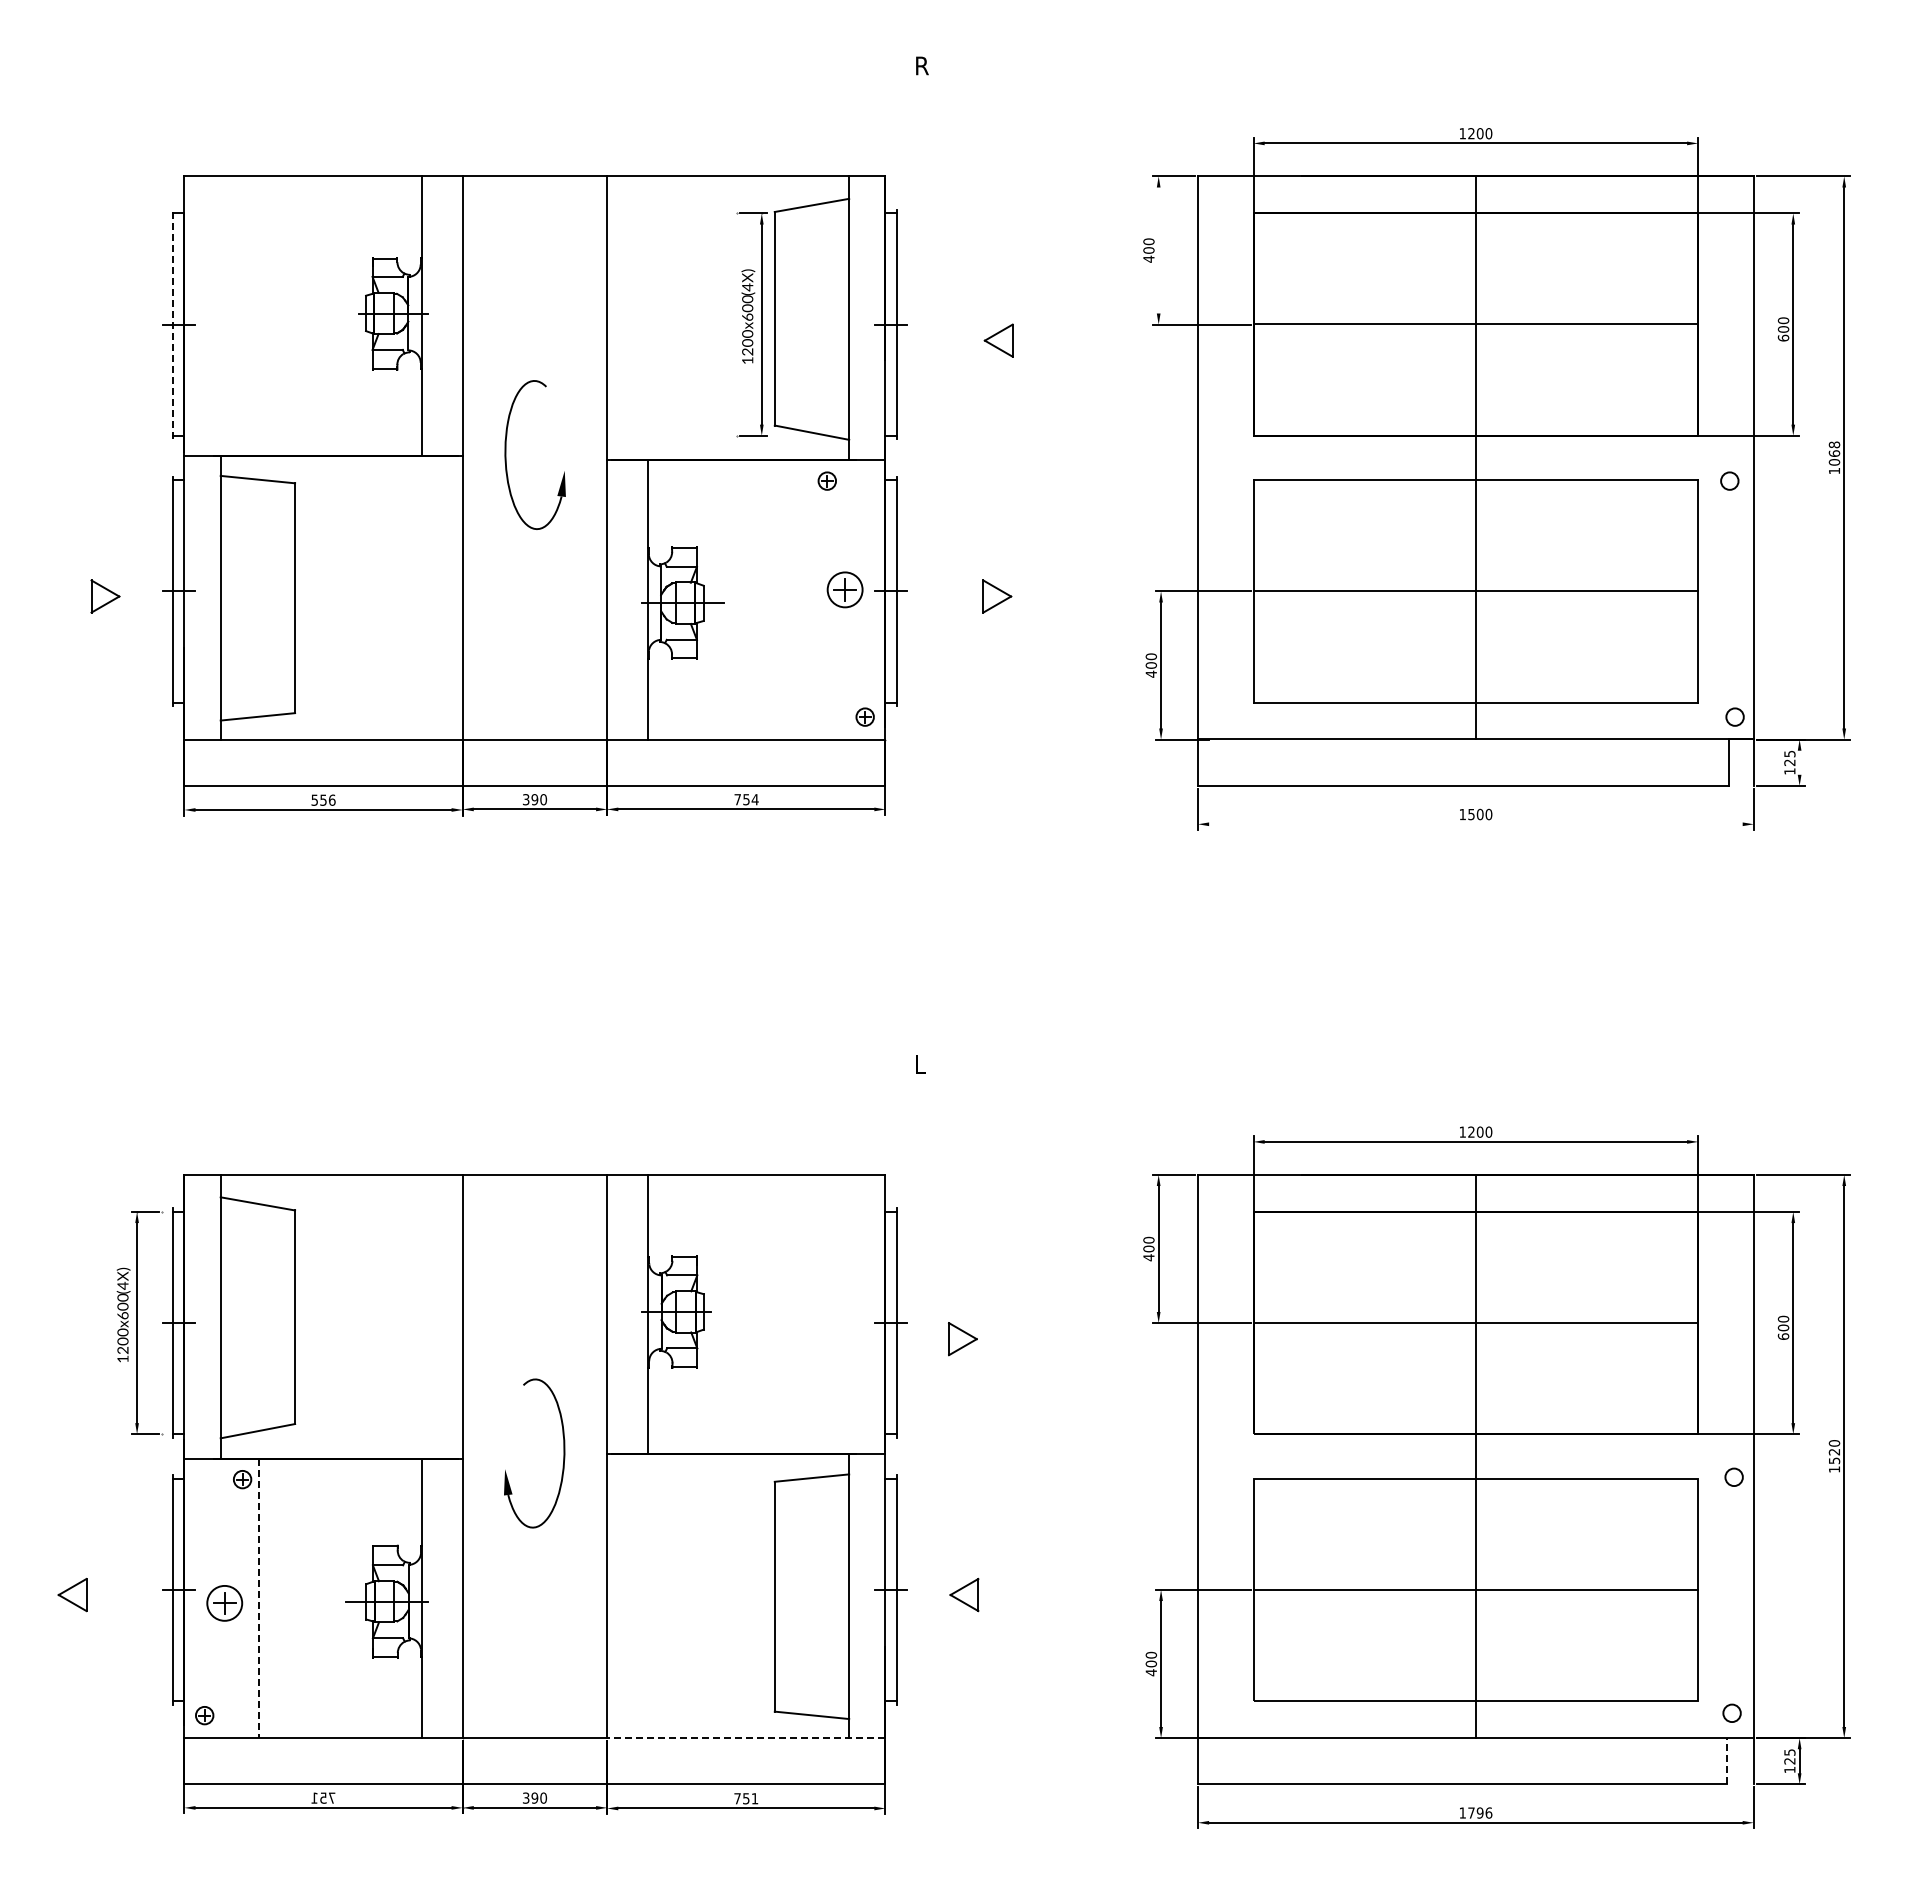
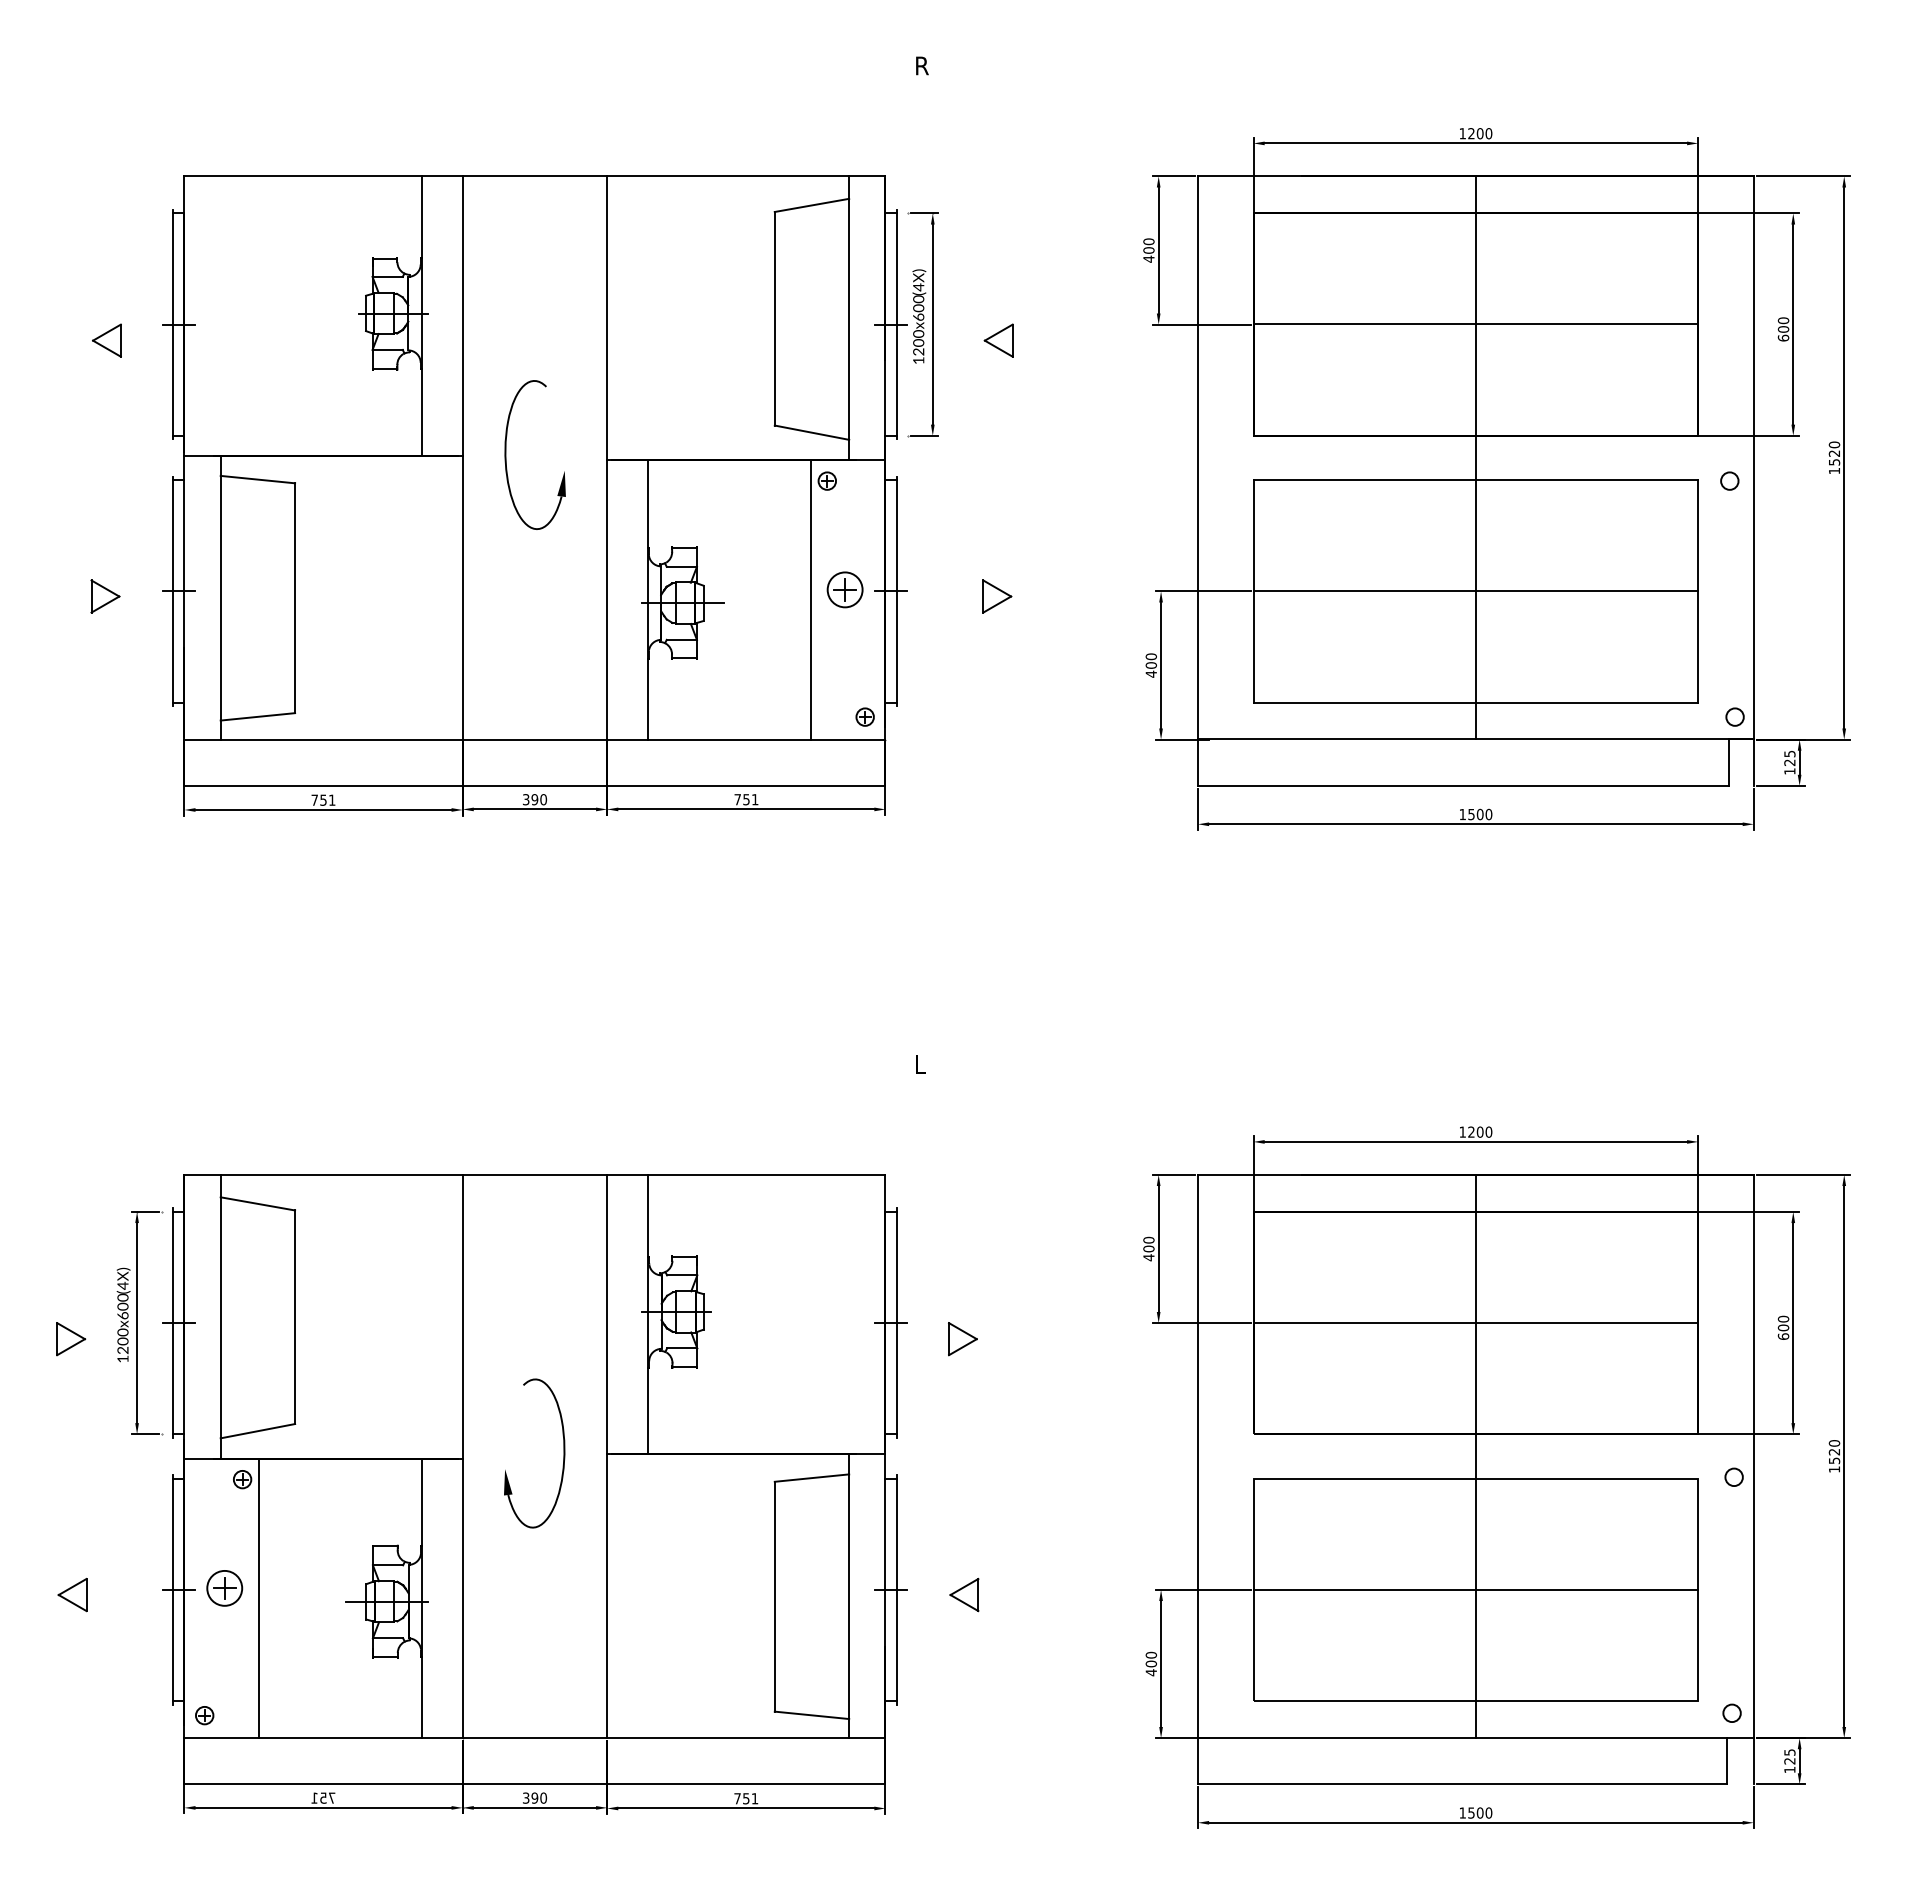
line: none -> present (1158, 250)
line: dashed -> solid (173, 324)
part position: (751, 324) -> (922, 324) (922, 324)
part: none -> present (106, 340)
text: 1068 -> 1520 (1834, 453)
line: none -> present (811, 599)
line: none -> present (1799, 762)
text: 556 -> 751 (323, 799)
text: 754 -> 751 (754, 799)
line: none -> present (1475, 824)
part: none -> present (71, 1339)
line: dashed -> solid (258, 1598)
part position: (224, 1603) -> (224, 1588) (224, 1588)
line: dashed -> solid (745, 1738)
line: dashed -> solid (1727, 1760)
text: 1796 -> 1500 (1480, 1812)
